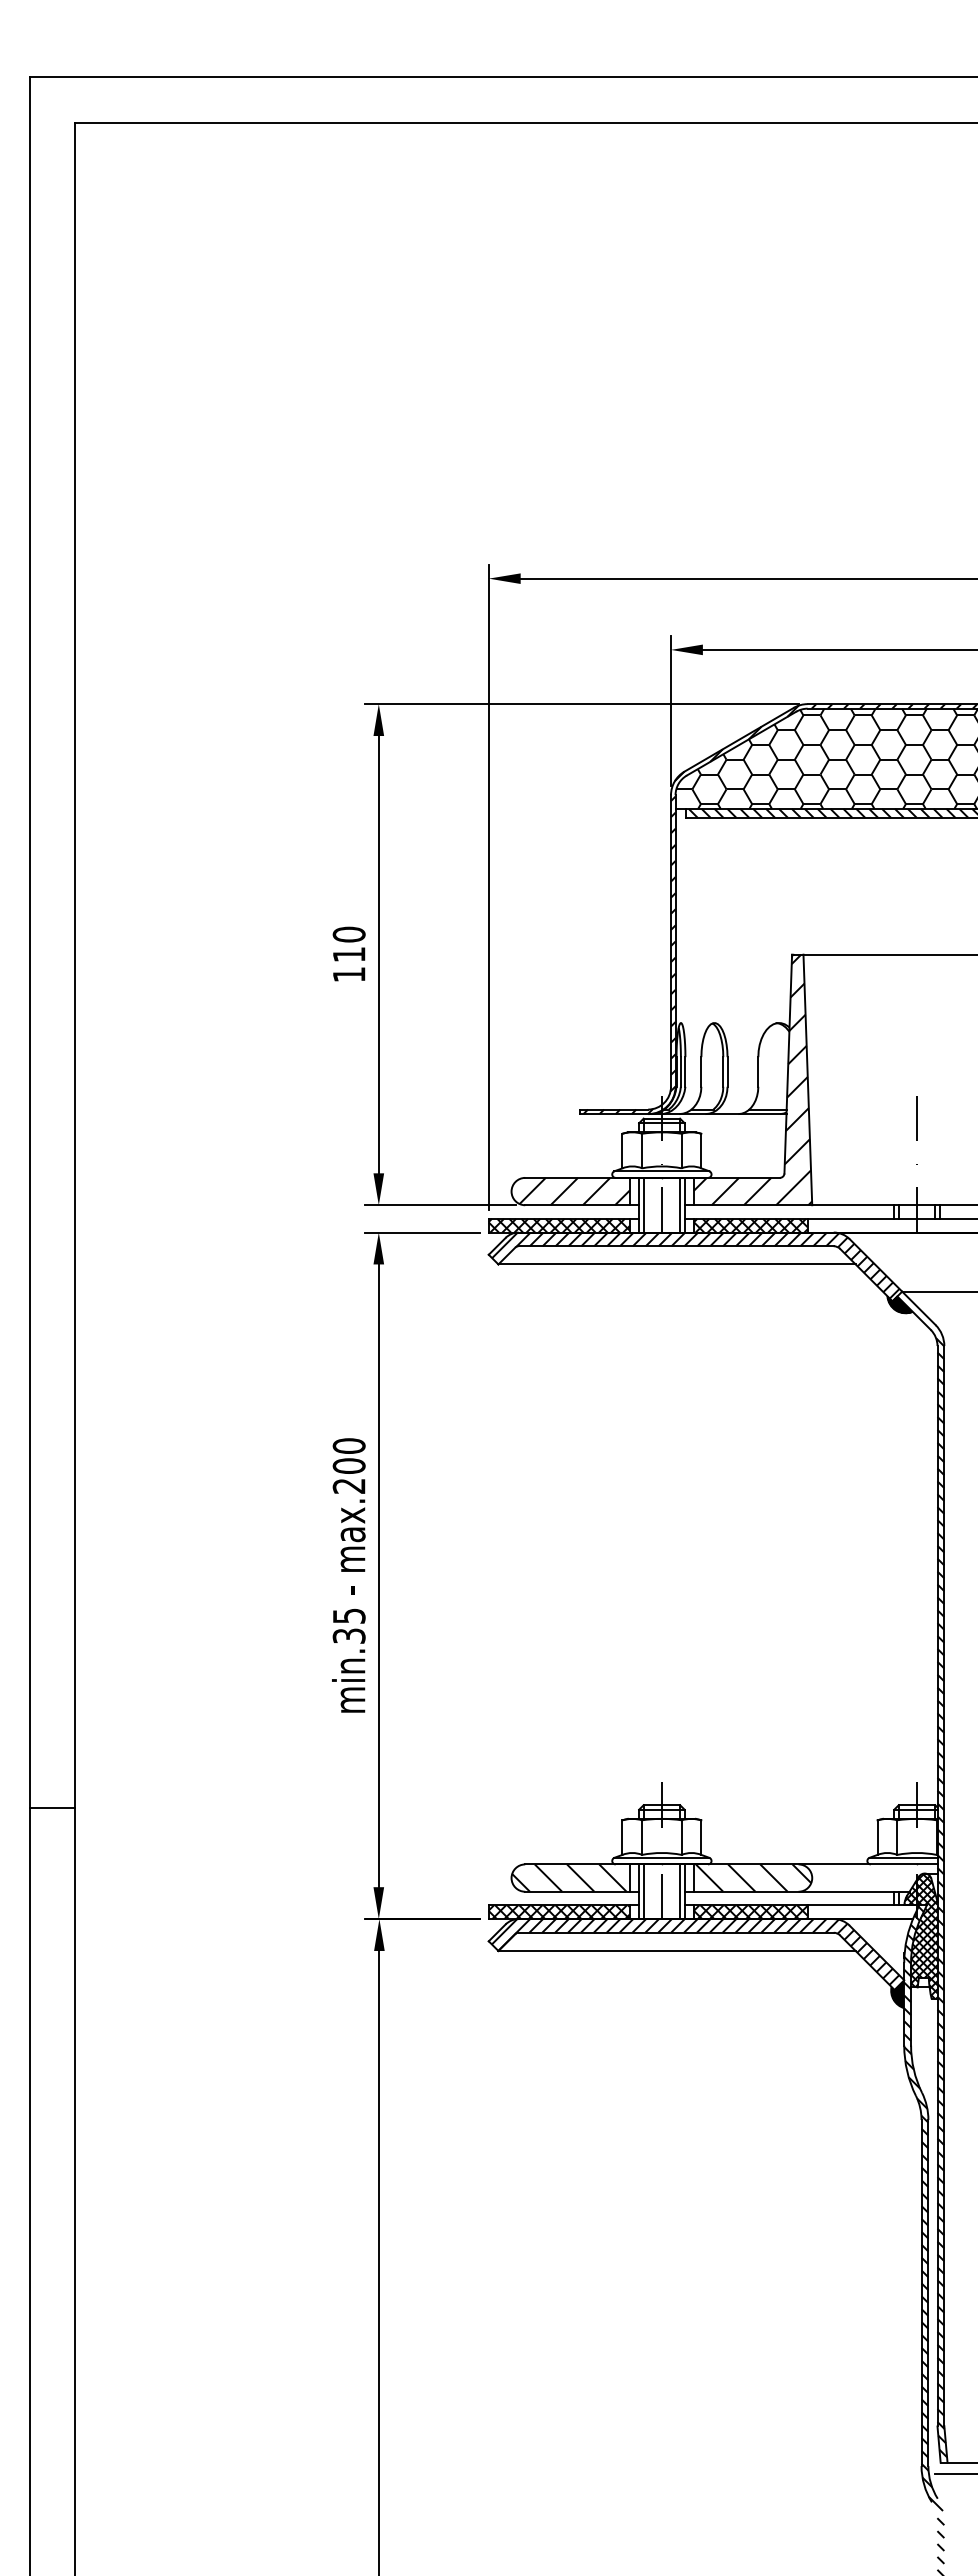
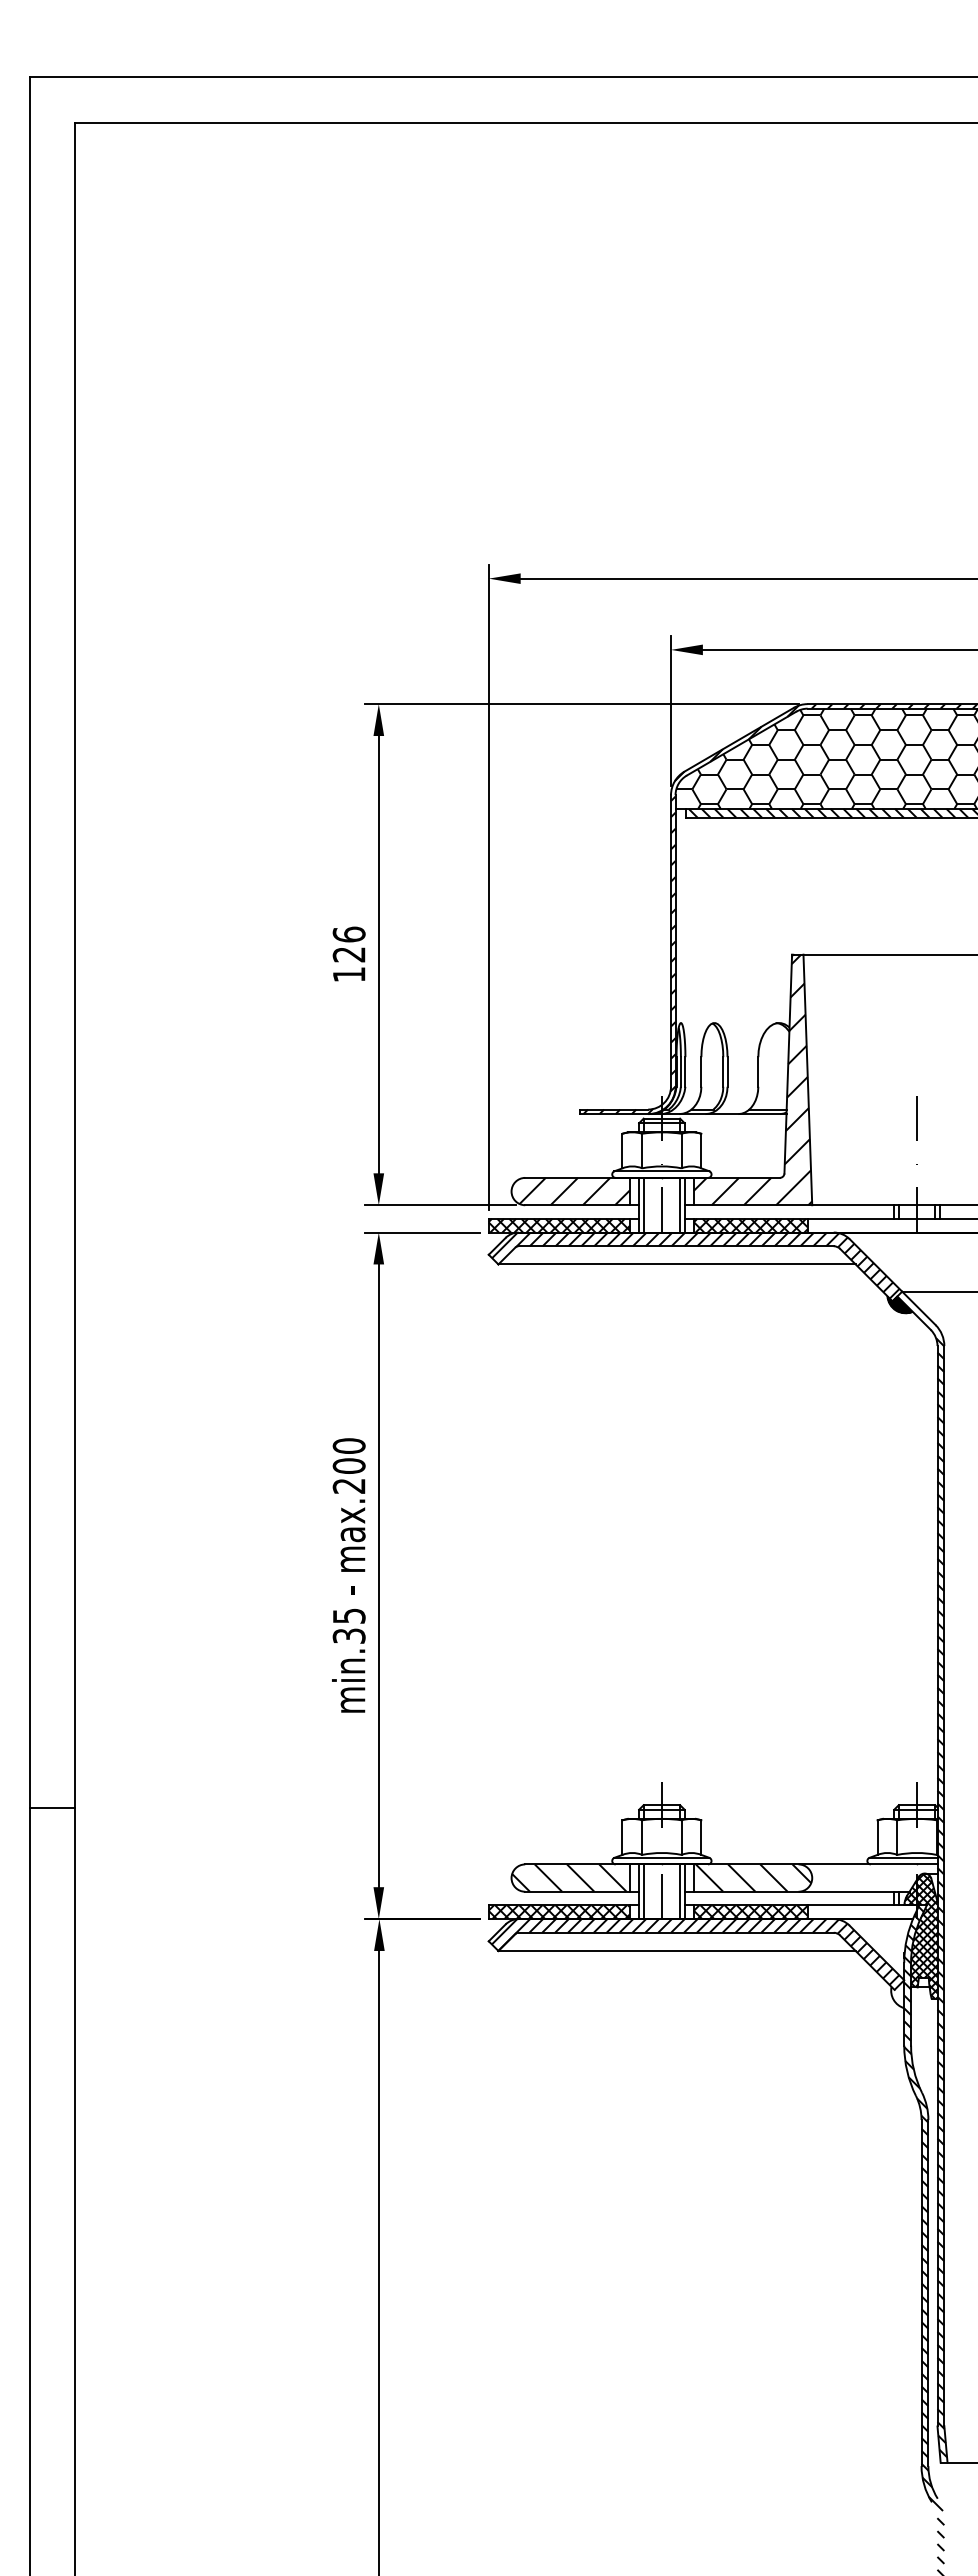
text: 110 -> 126 (348, 944)
hatch: present -> none (897, 1994)
line: present -> none (954, 2474)
